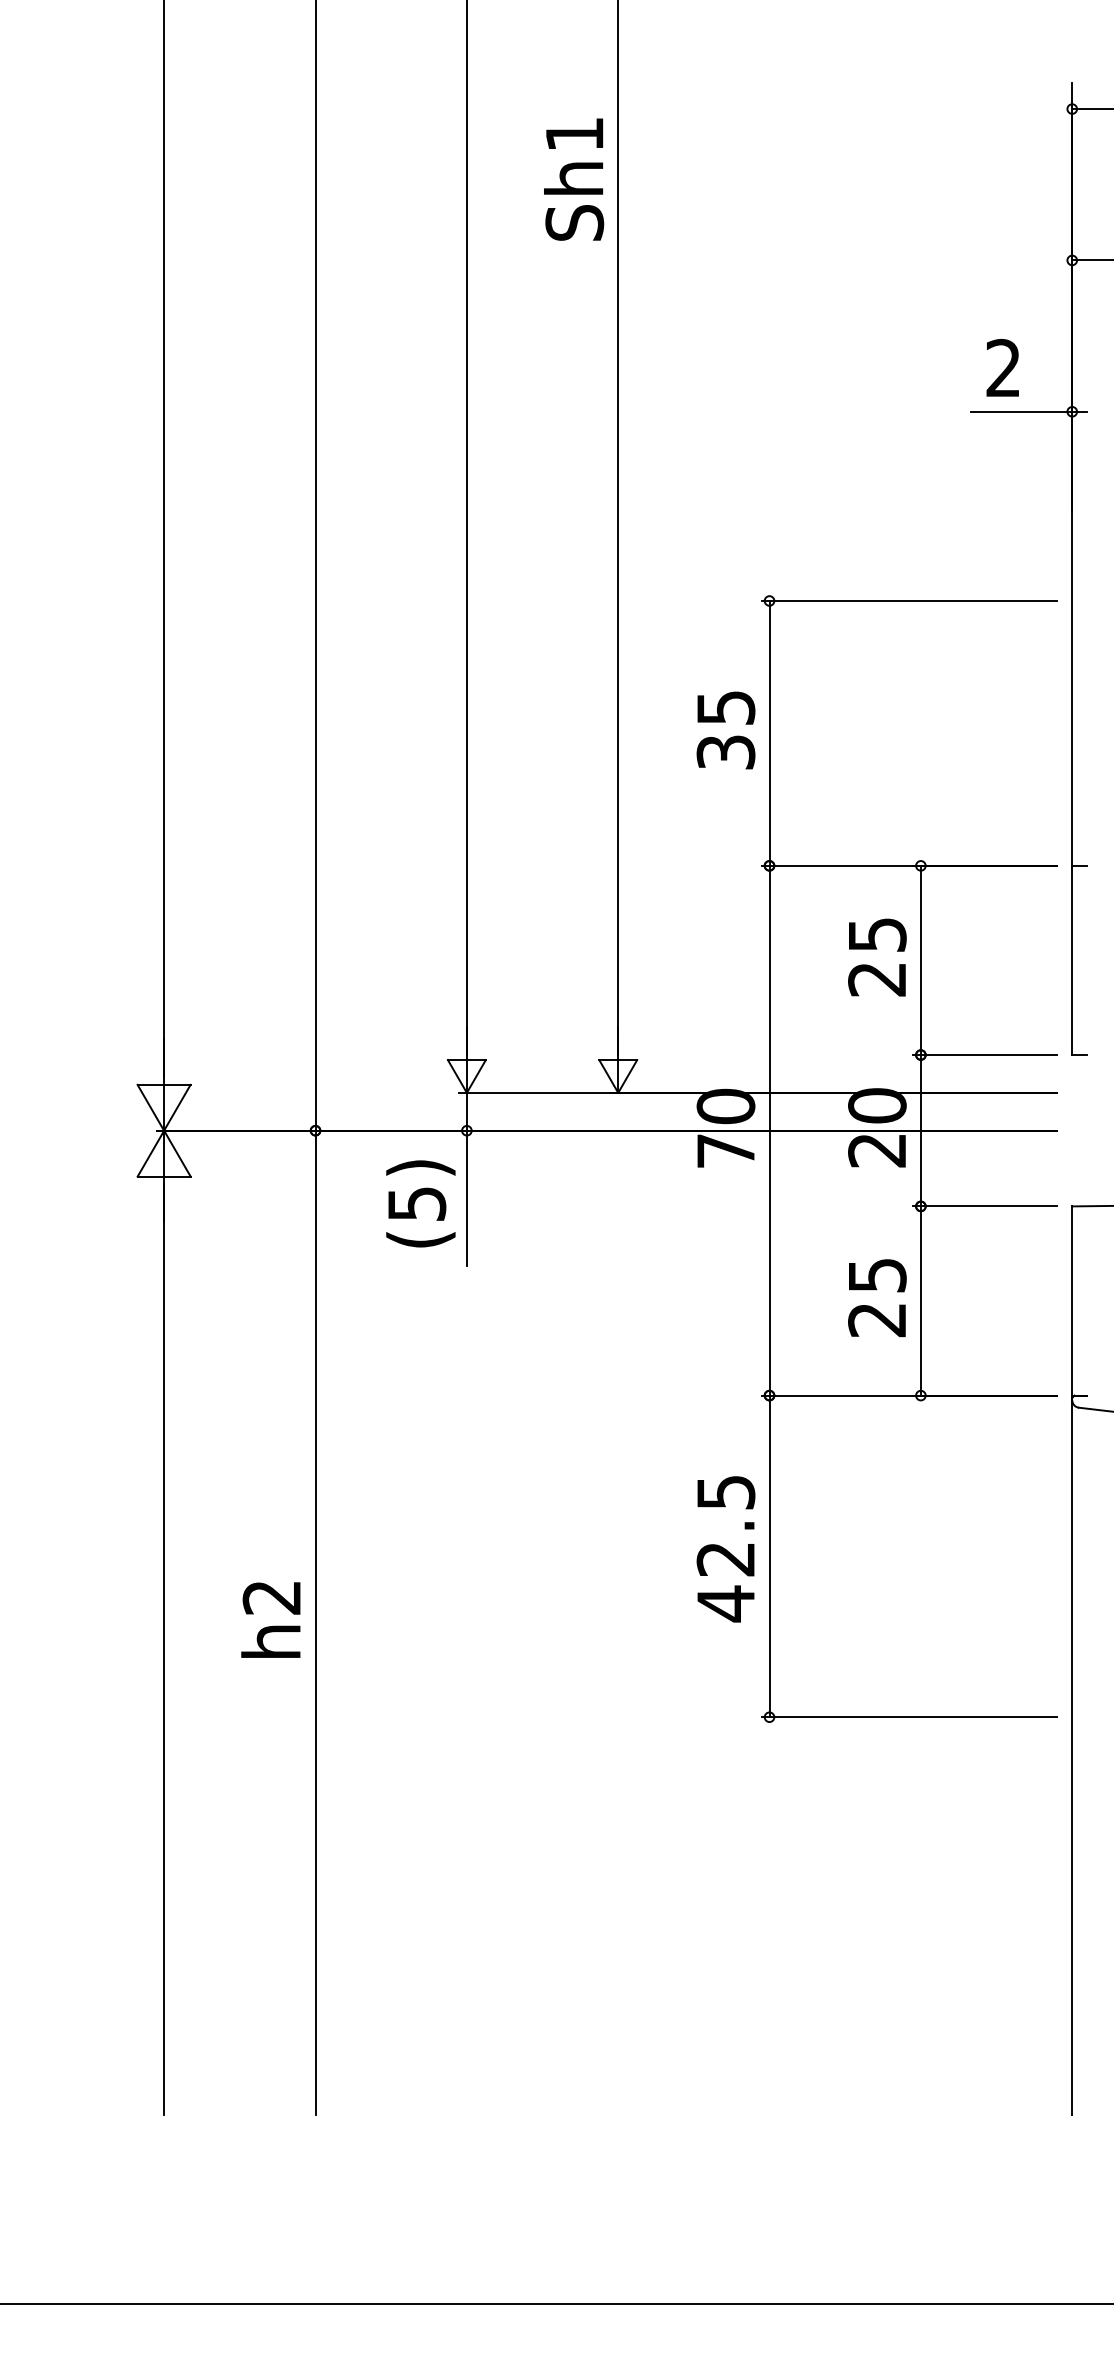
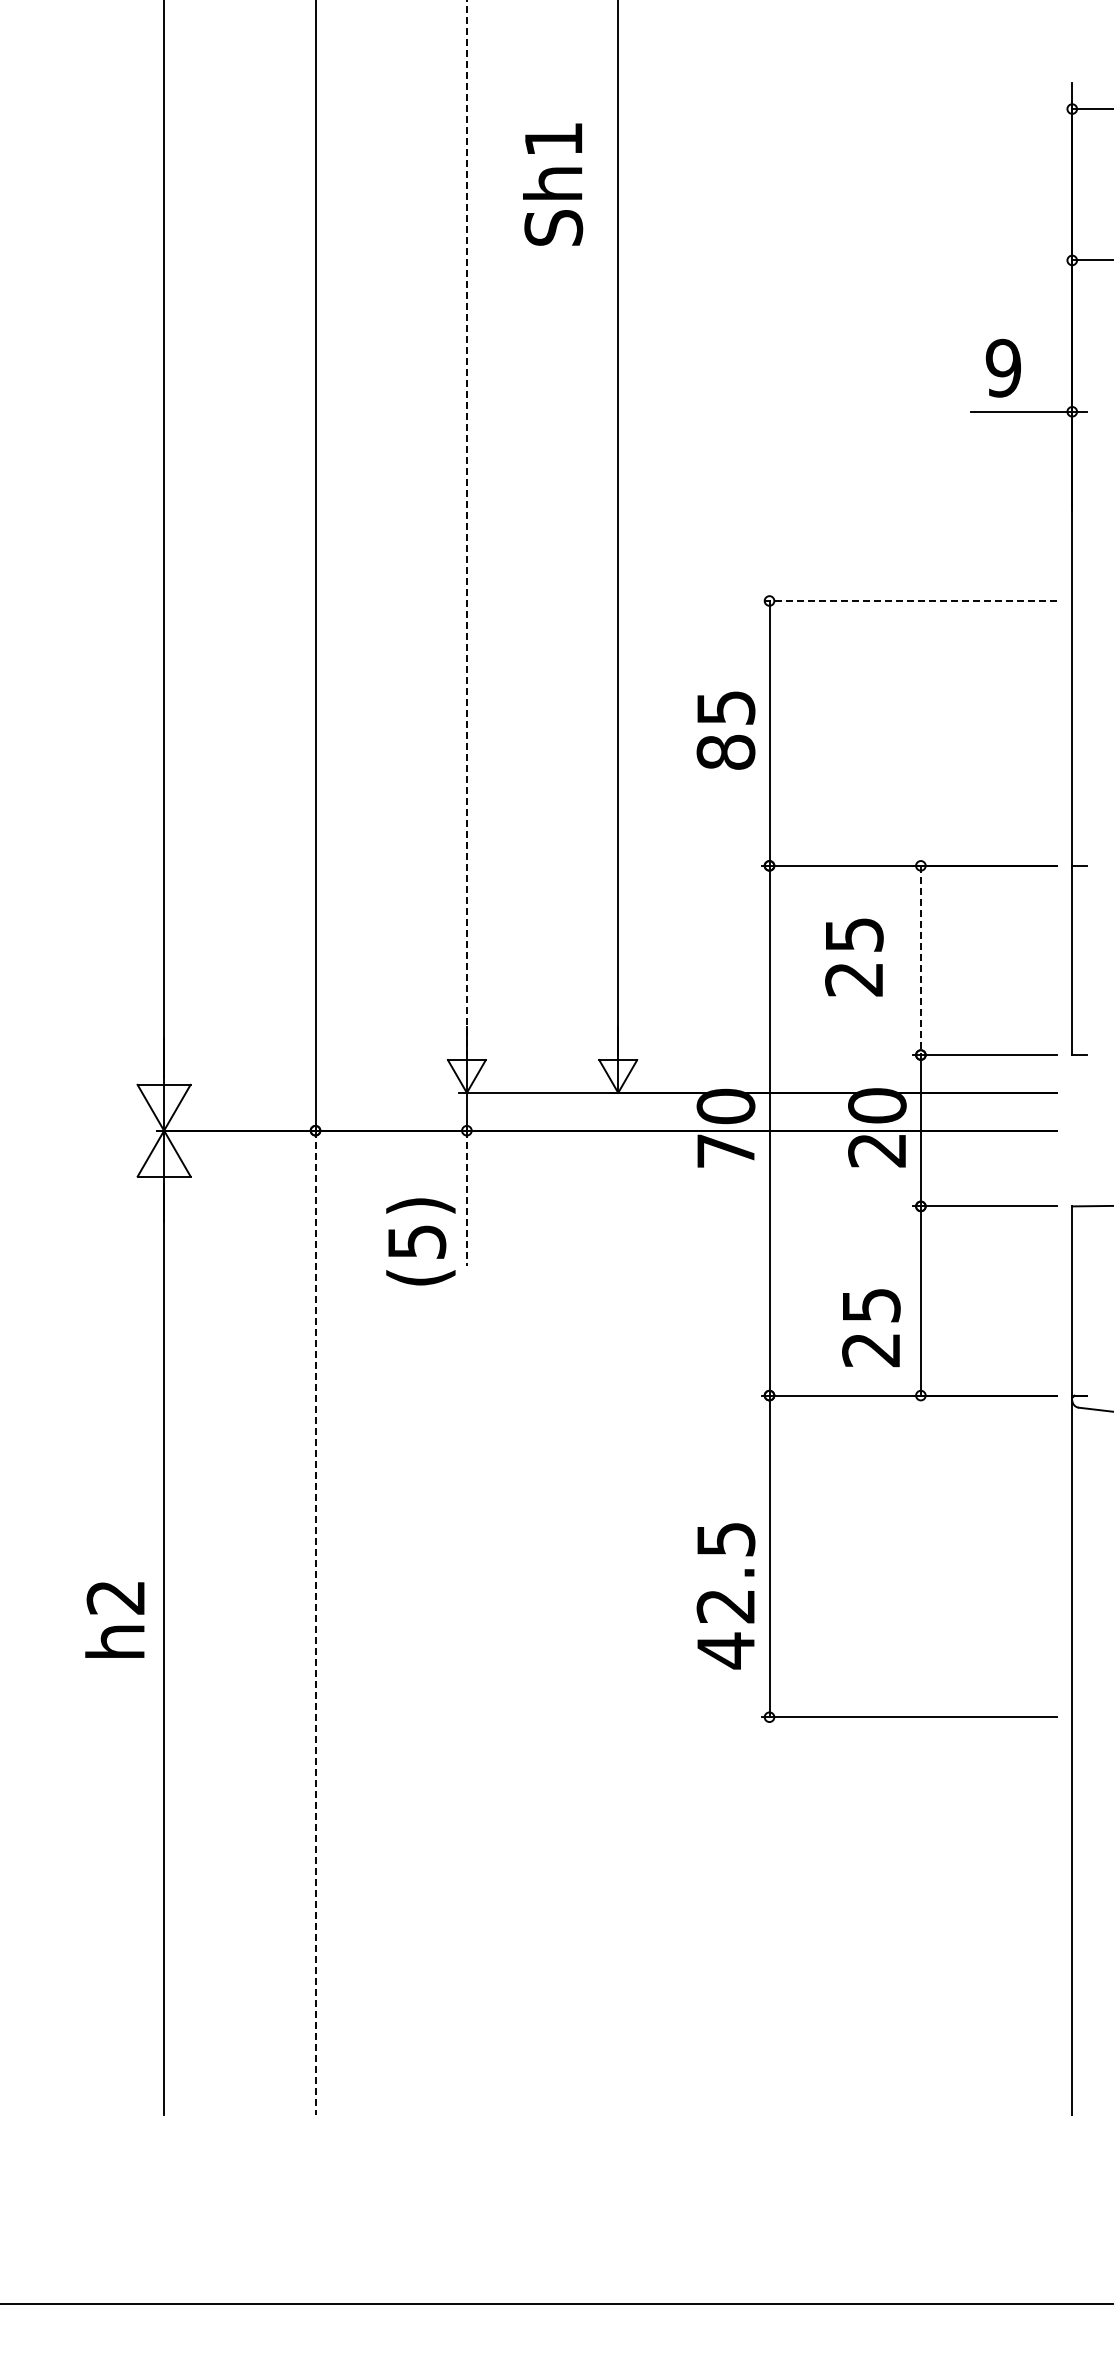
text position: (574, 179) -> (553, 184) (553, 184)
text: 2 -> 9 (1002, 368)
line: solid -> dashed (466, 528)
line: solid -> dashed (909, 600)
text: 35 -> 85 (725, 751)
text position: (877, 957) -> (854, 957) (854, 957)
line: solid -> dashed (920, 960)
line: solid -> dashed (466, 1198)
text position: (420, 1203) -> (420, 1241) (420, 1241)
text position: (877, 1298) -> (871, 1328) (871, 1328)
text position: (725, 1549) -> (725, 1596) (725, 1596)
text position: (270, 1619) -> (114, 1619) (114, 1619)
line: solid -> dashed (315, 1622)
